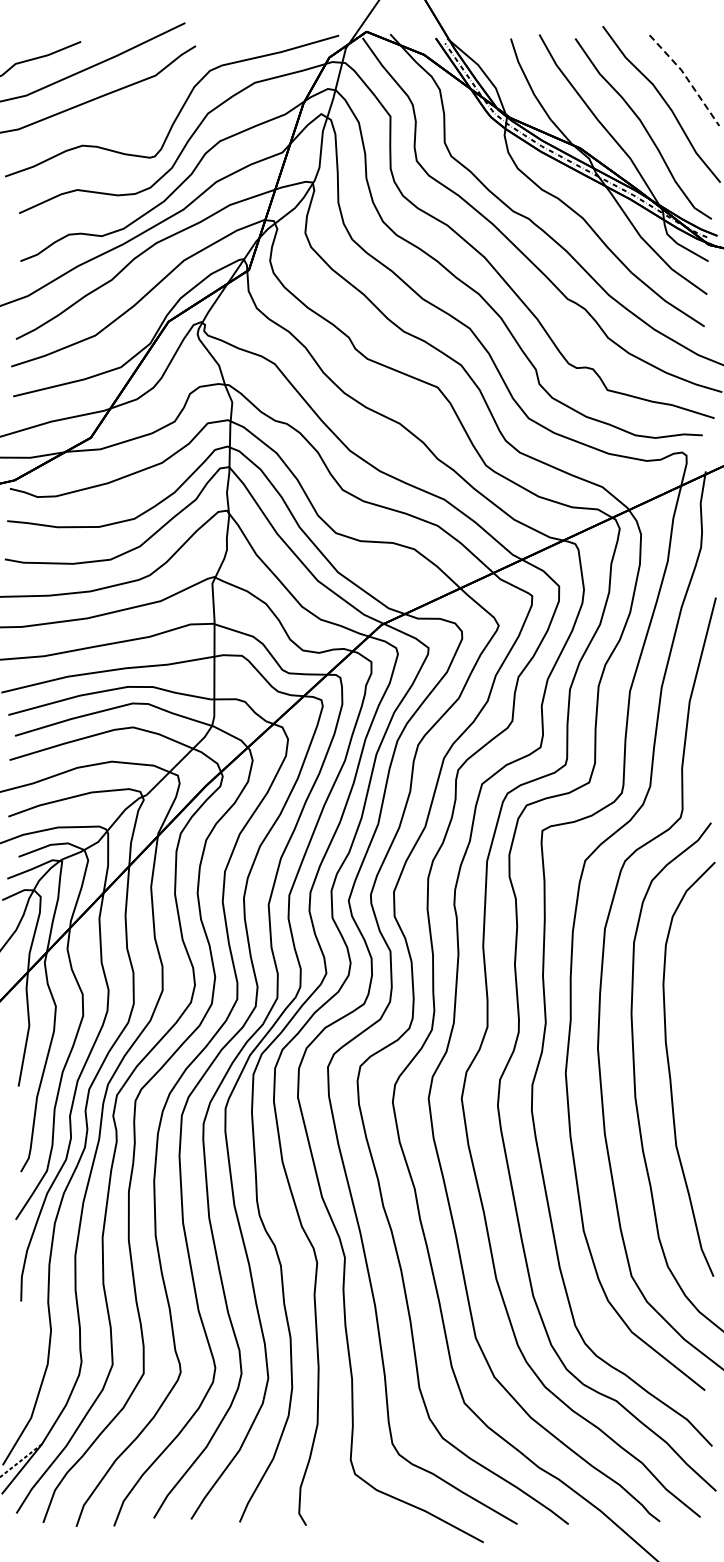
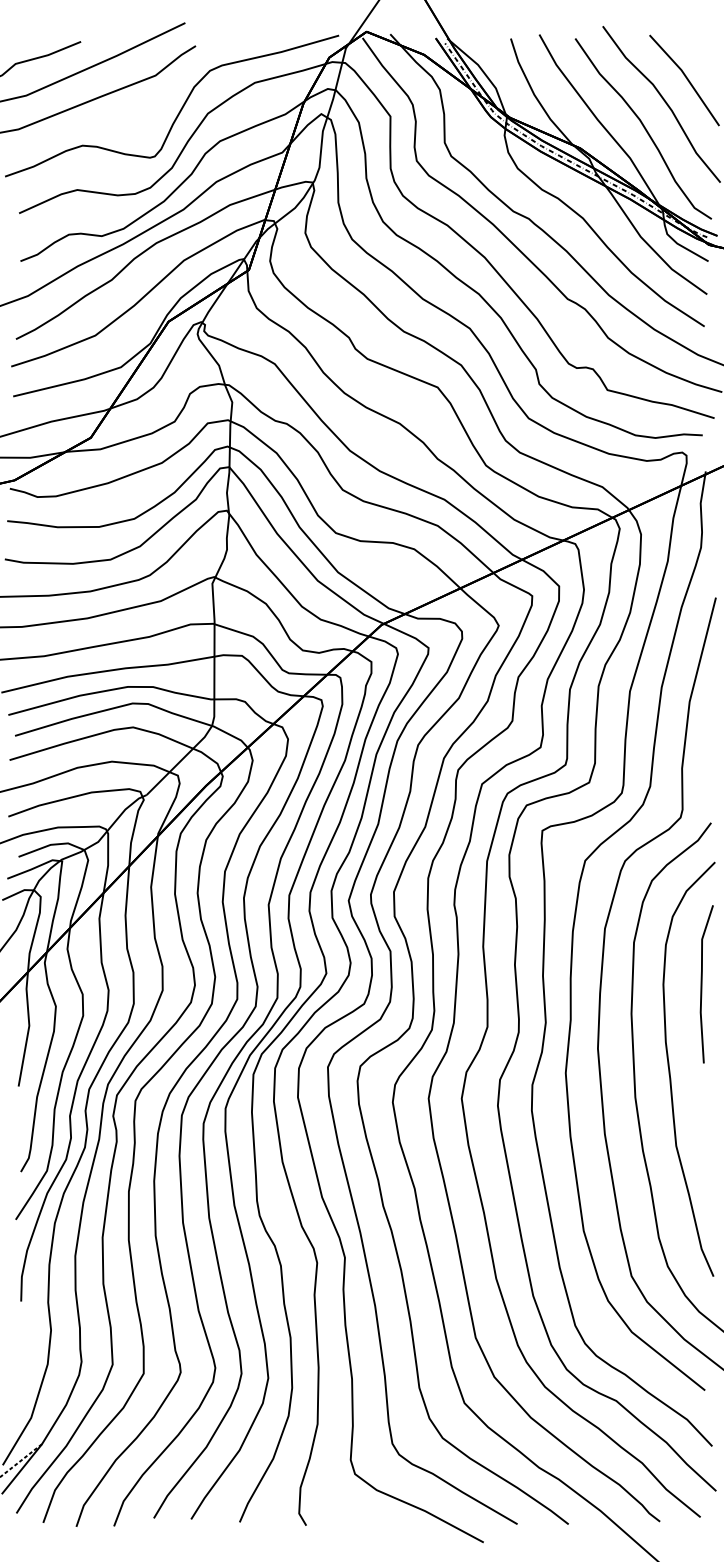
line: dashed -> solid (687, 78)
line: none -> present (702, 984)
